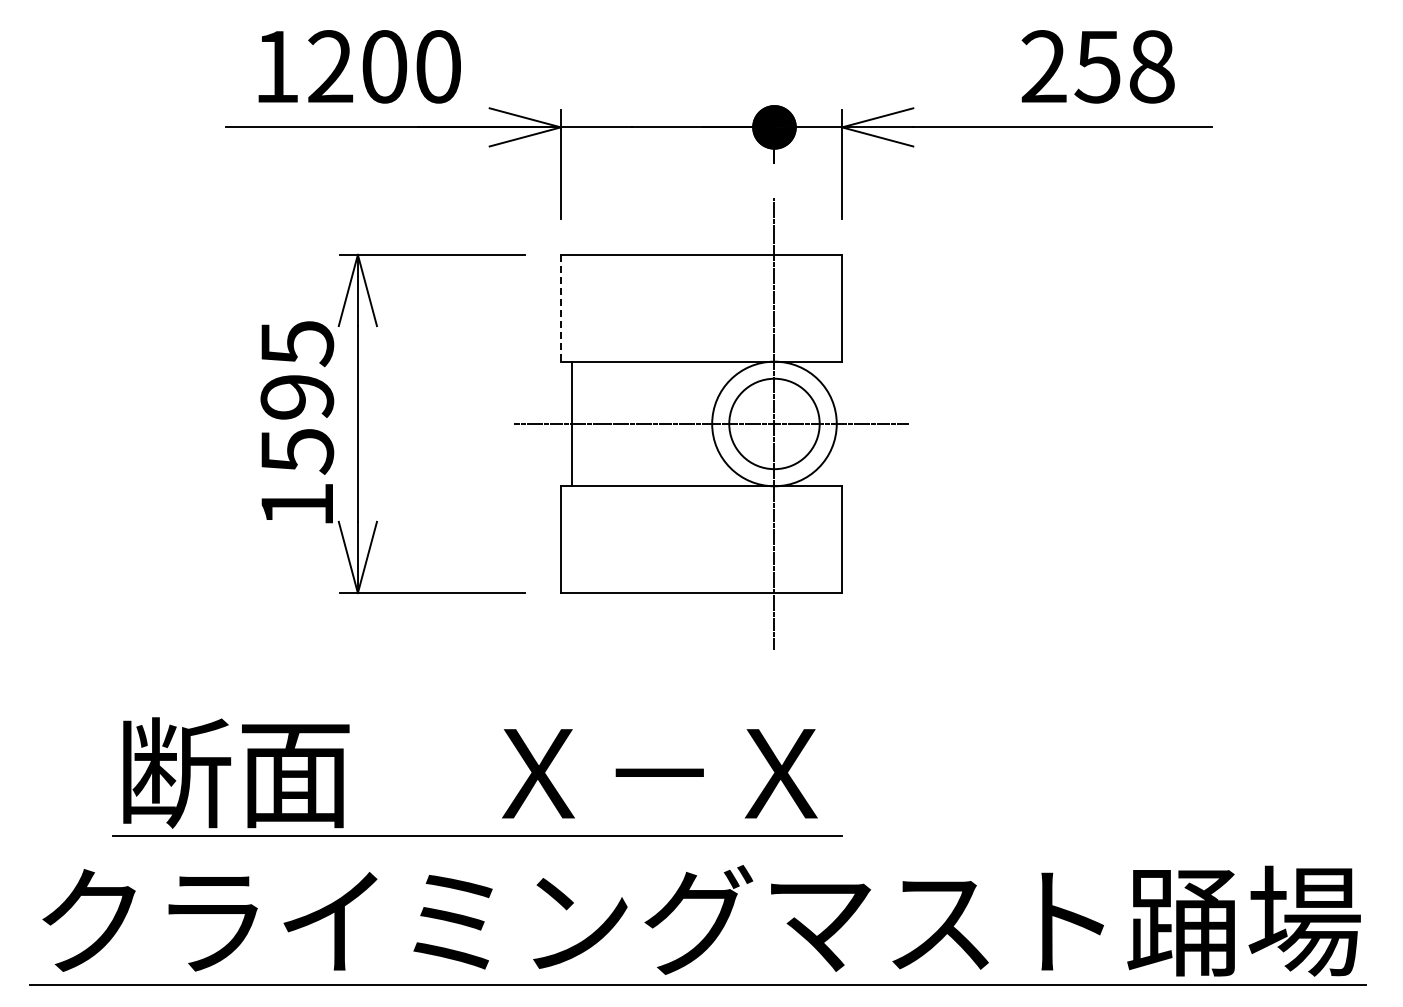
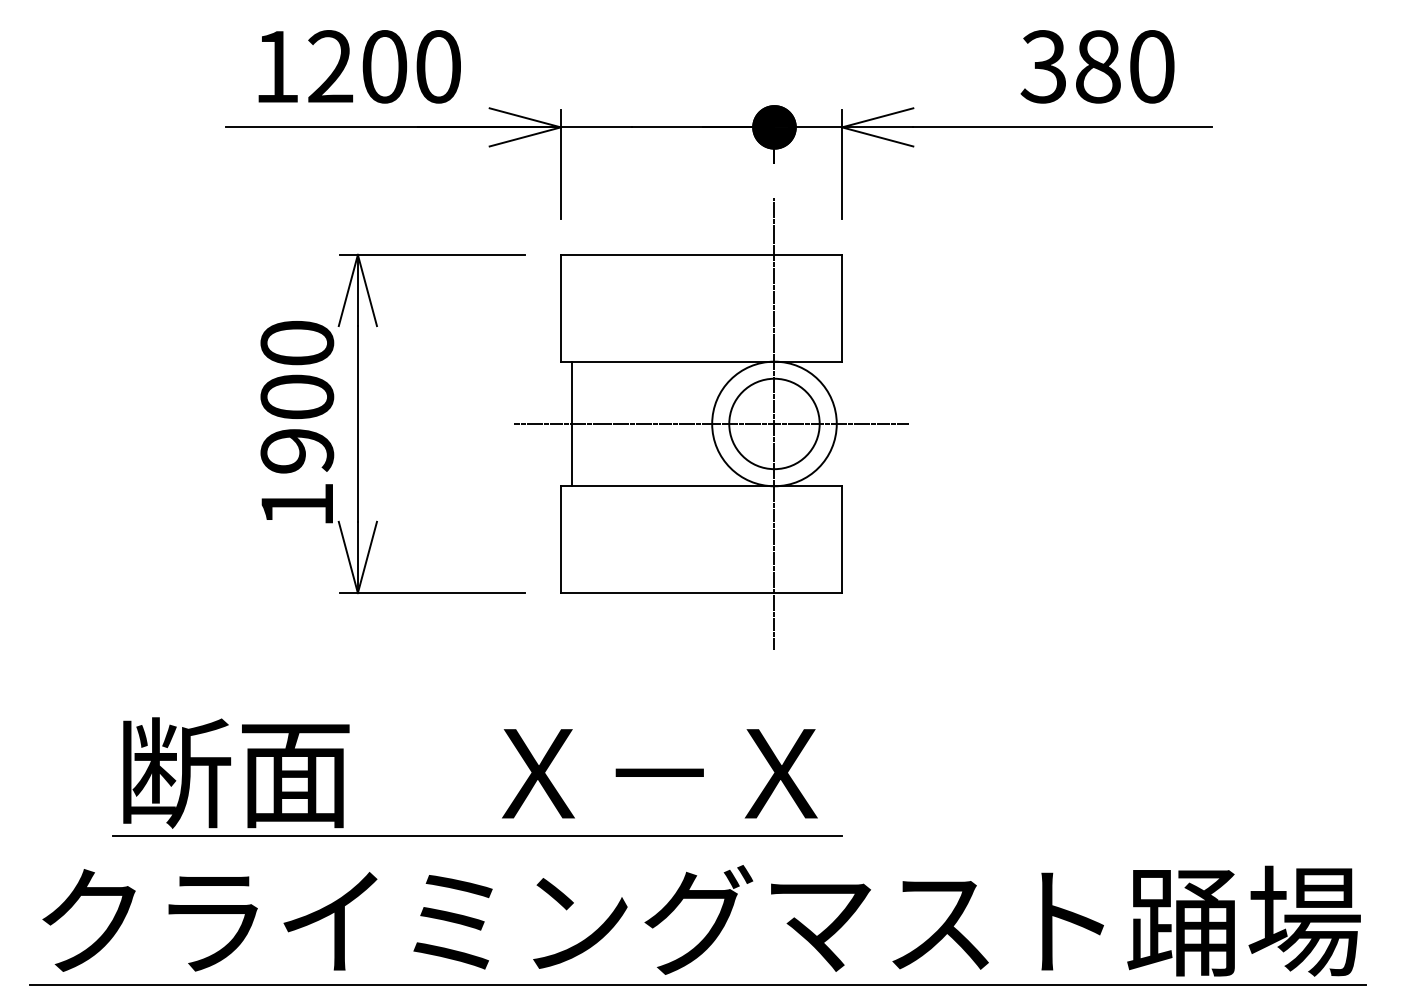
text: 258 -> 380 (1097, 66)
line: dashed -> solid (560, 308)
text: 1595 -> 1900 (297, 397)
